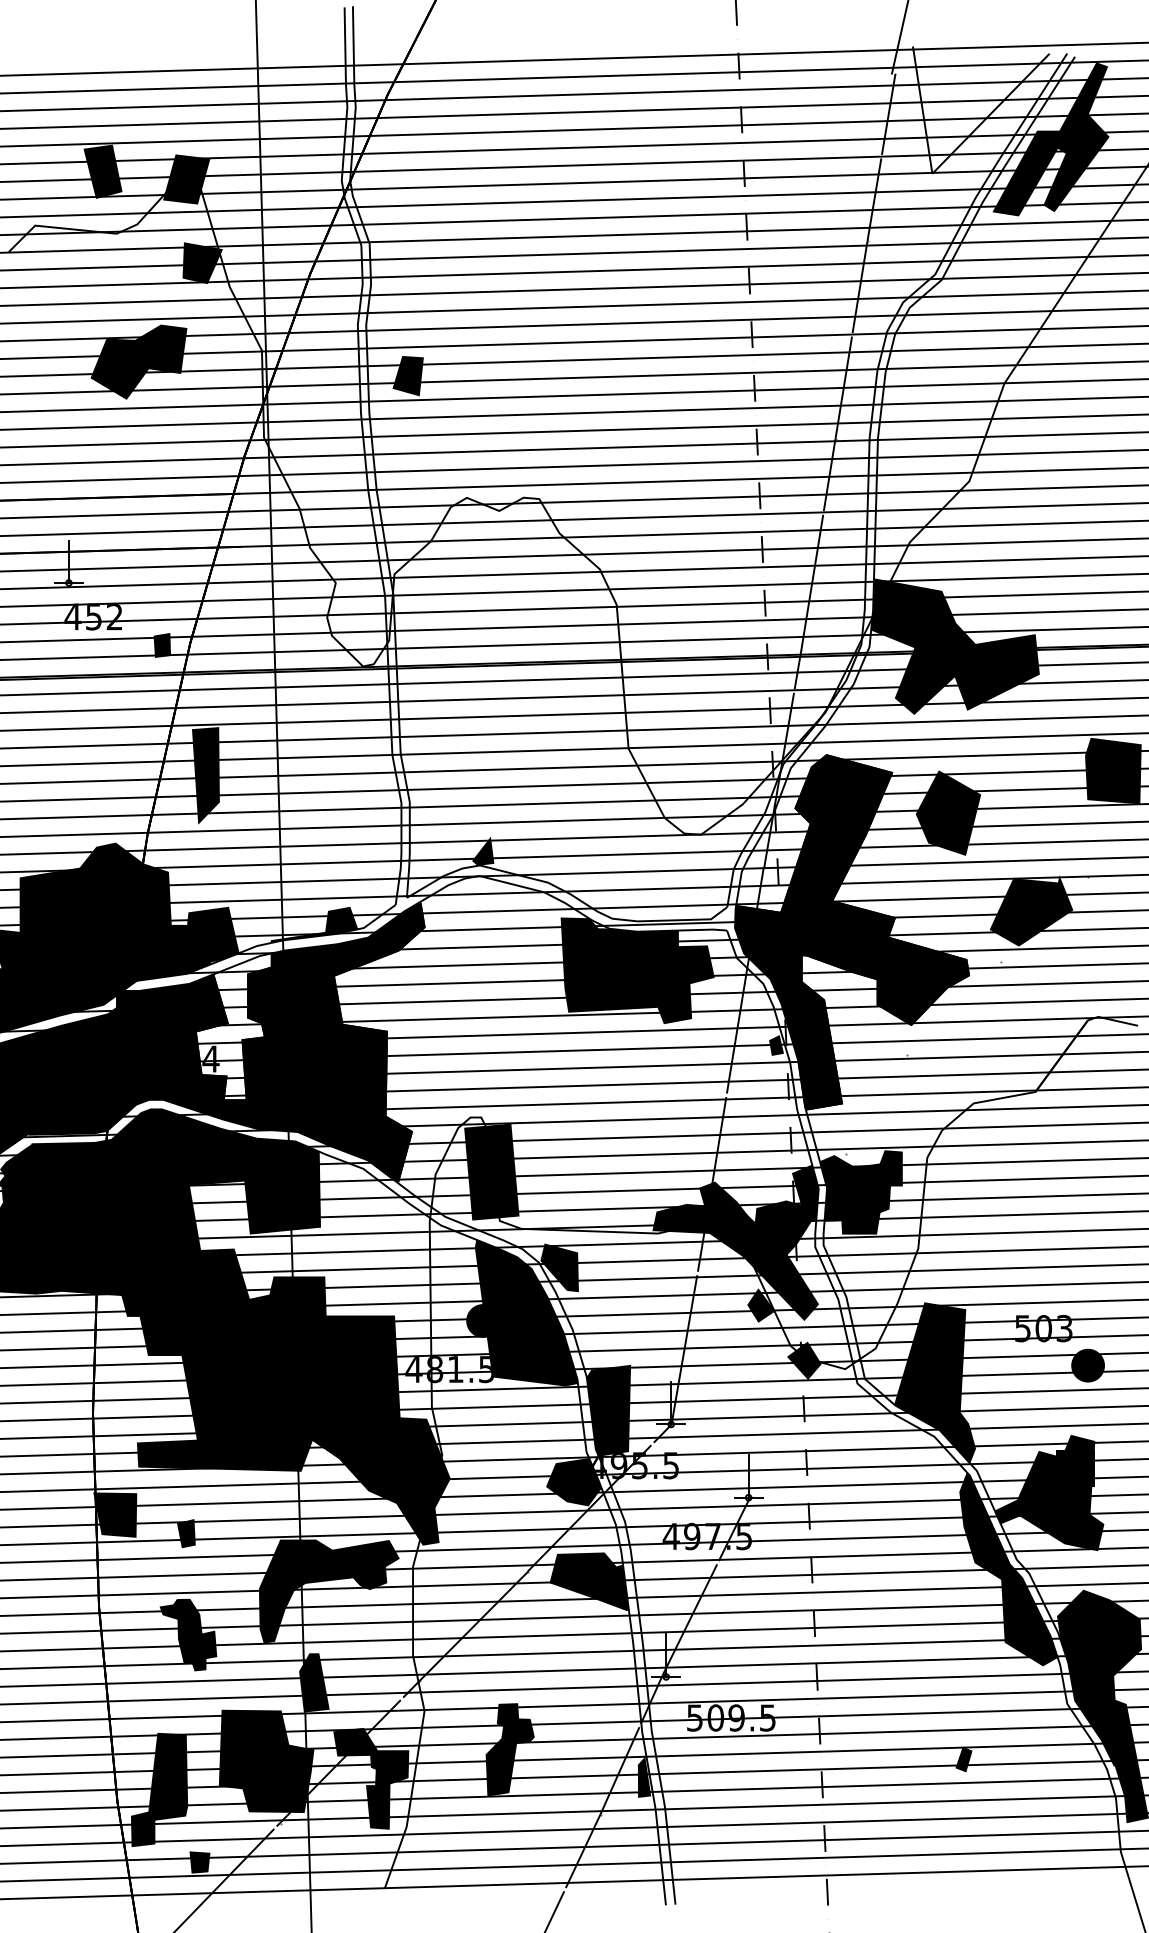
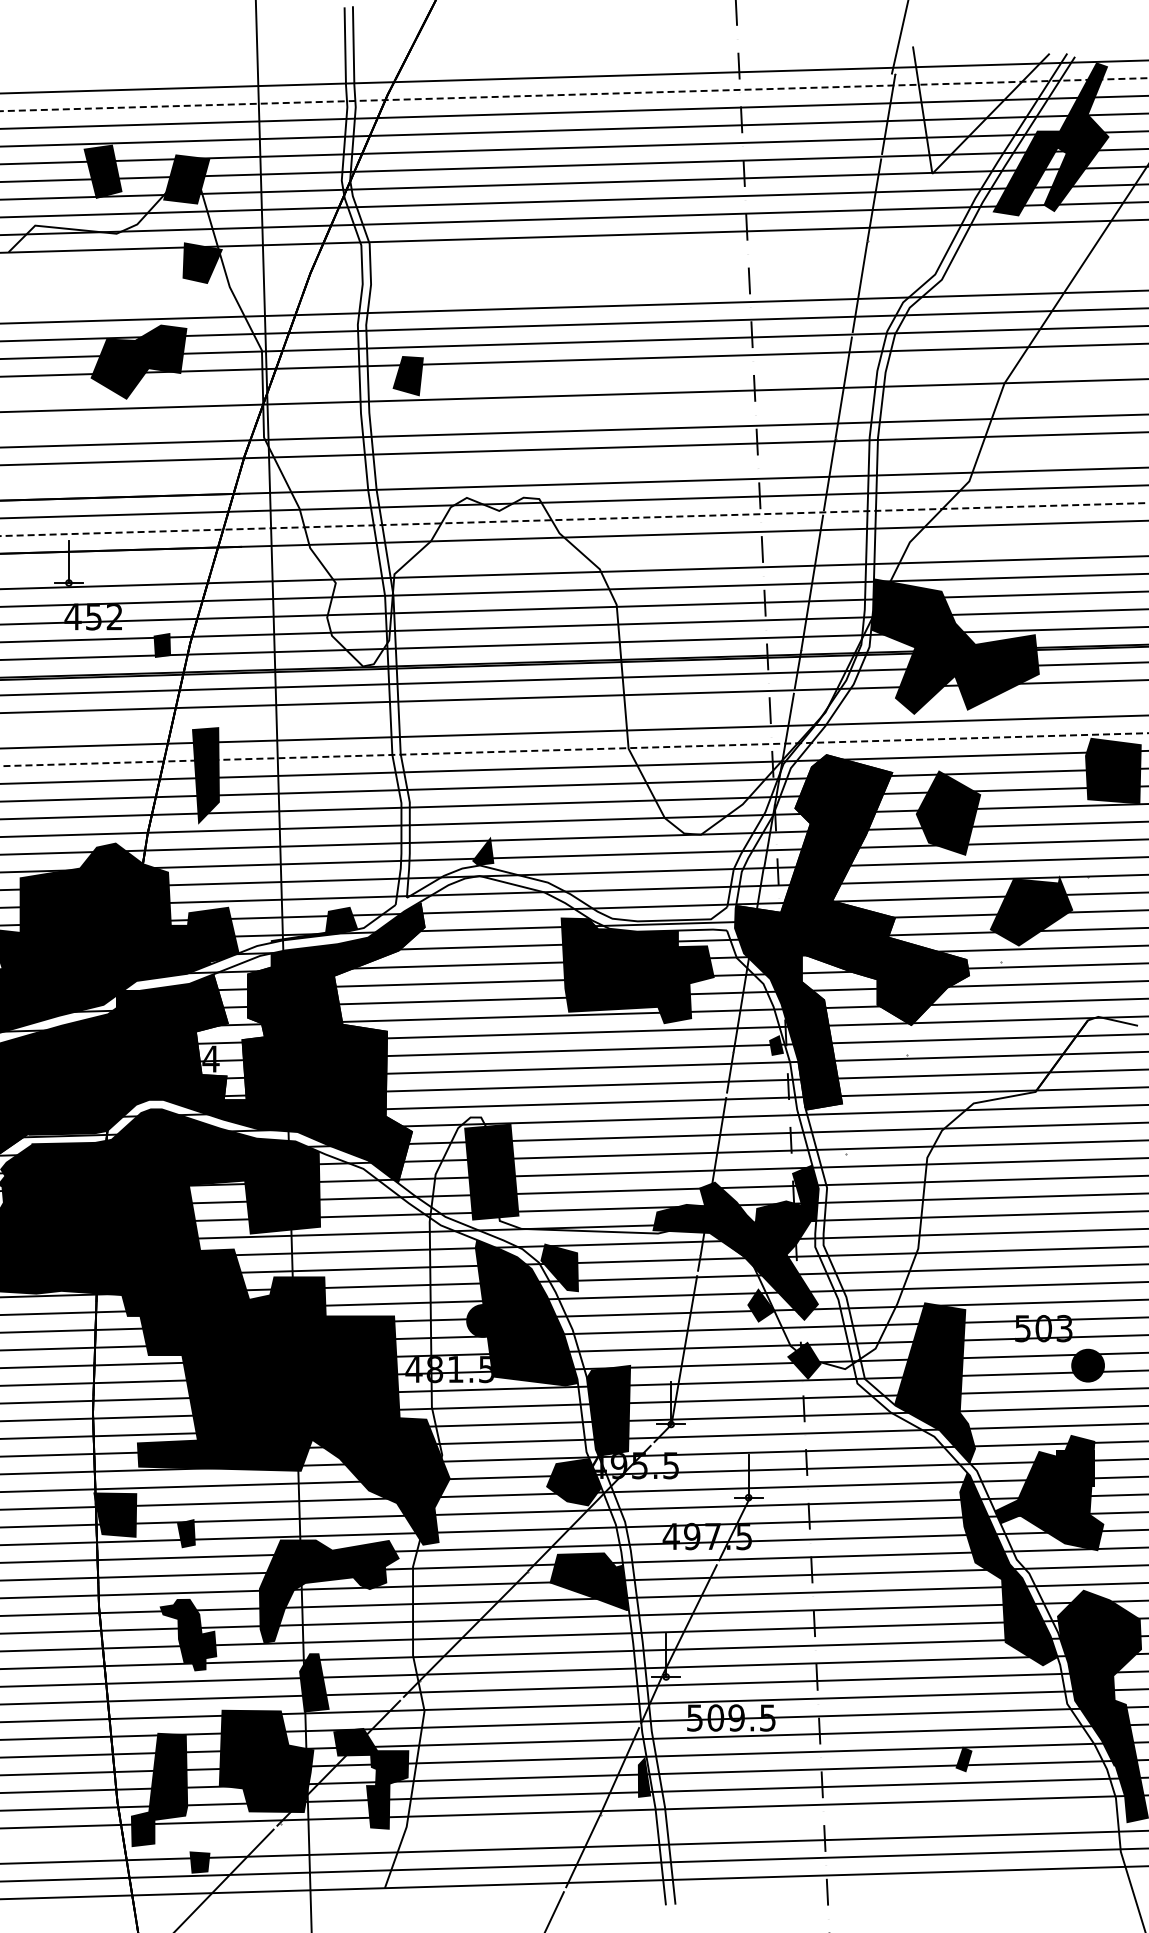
line: present -> none (573, 58)
line: solid -> dashed (574, 94)
line: present -> none (573, 253)
line: present -> none (573, 271)
line: present -> none (573, 288)
line: present -> none (573, 377)
line: present -> none (573, 412)
line: present -> none (573, 466)
line: solid -> dashed (575, 519)
line: present -> none (573, 554)
line: present -> none (573, 713)
line: solid -> dashed (575, 749)
fill: present -> none (860, 1192)
fill: present -> none (509, 1749)
line: present -> none (573, 1829)
